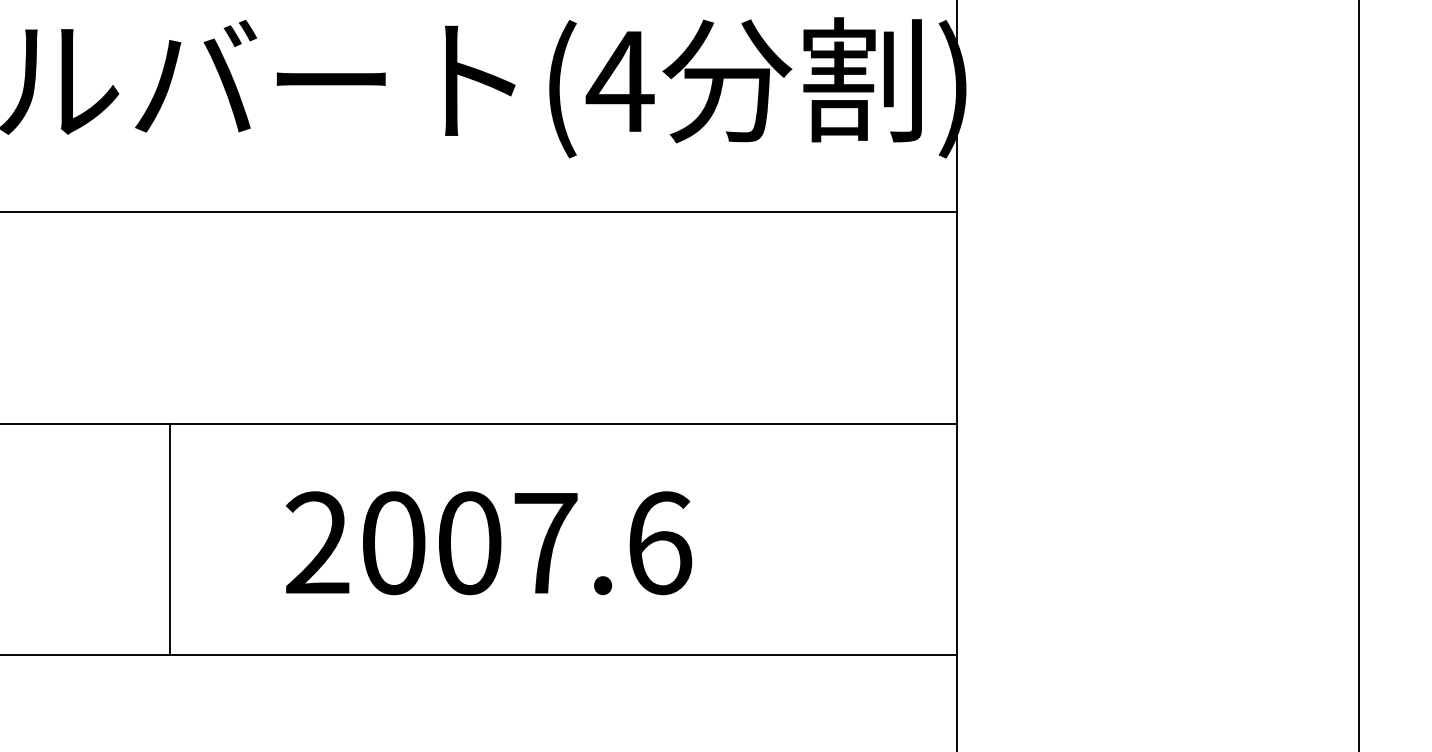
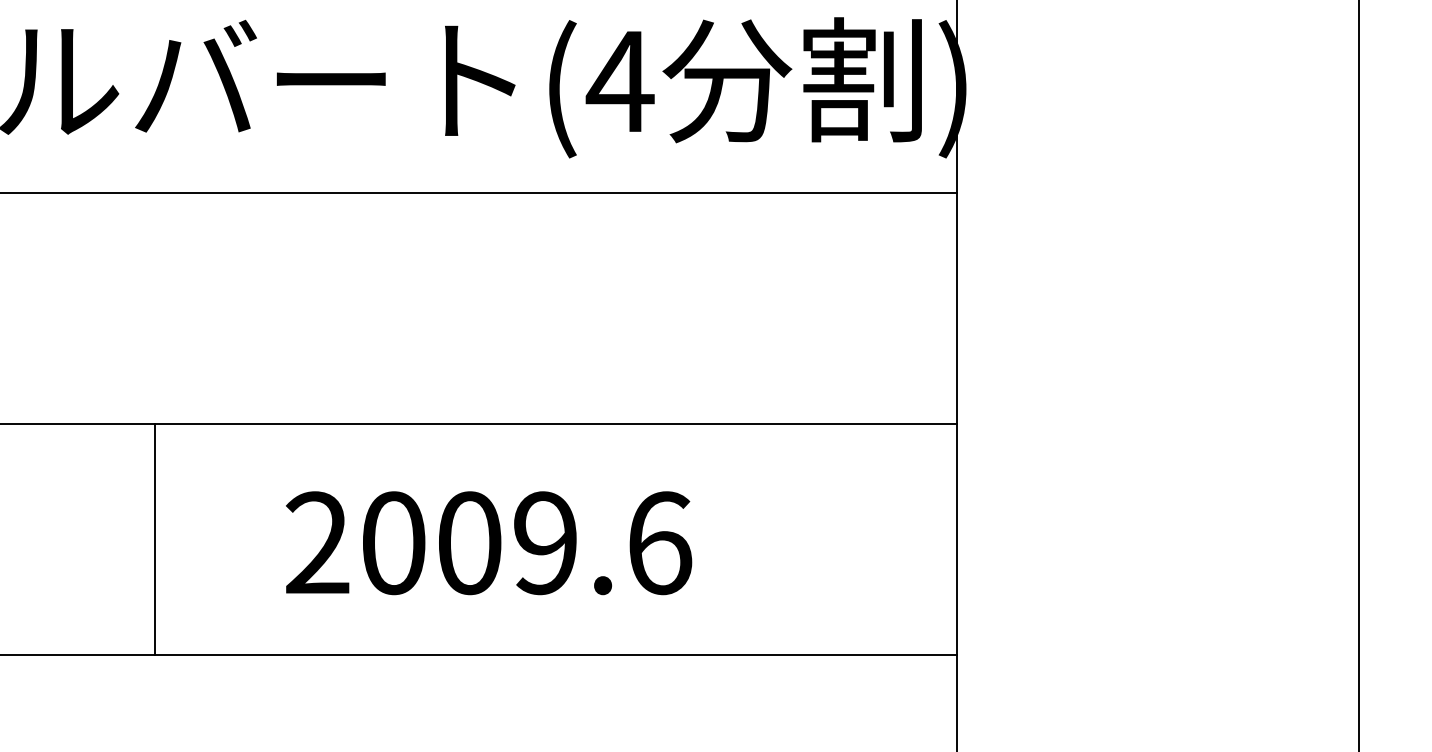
line position: (479, 212) -> (479, 193) (479, 193)
line position: (169, 539) -> (154, 539) (154, 539)
text: 2007.6 -> 2009.6 (545, 543)
